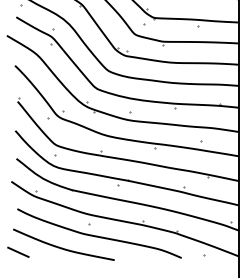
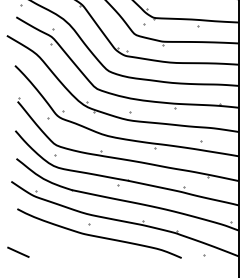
curve: present -> none (62, 247)
